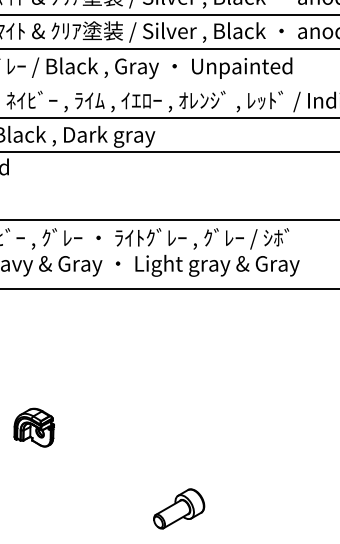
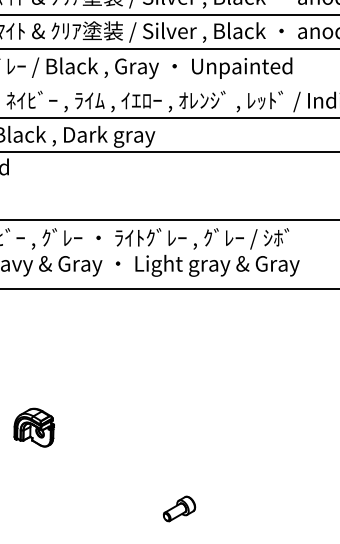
part size: 53x42 px -> 34x28 px (179, 508)
